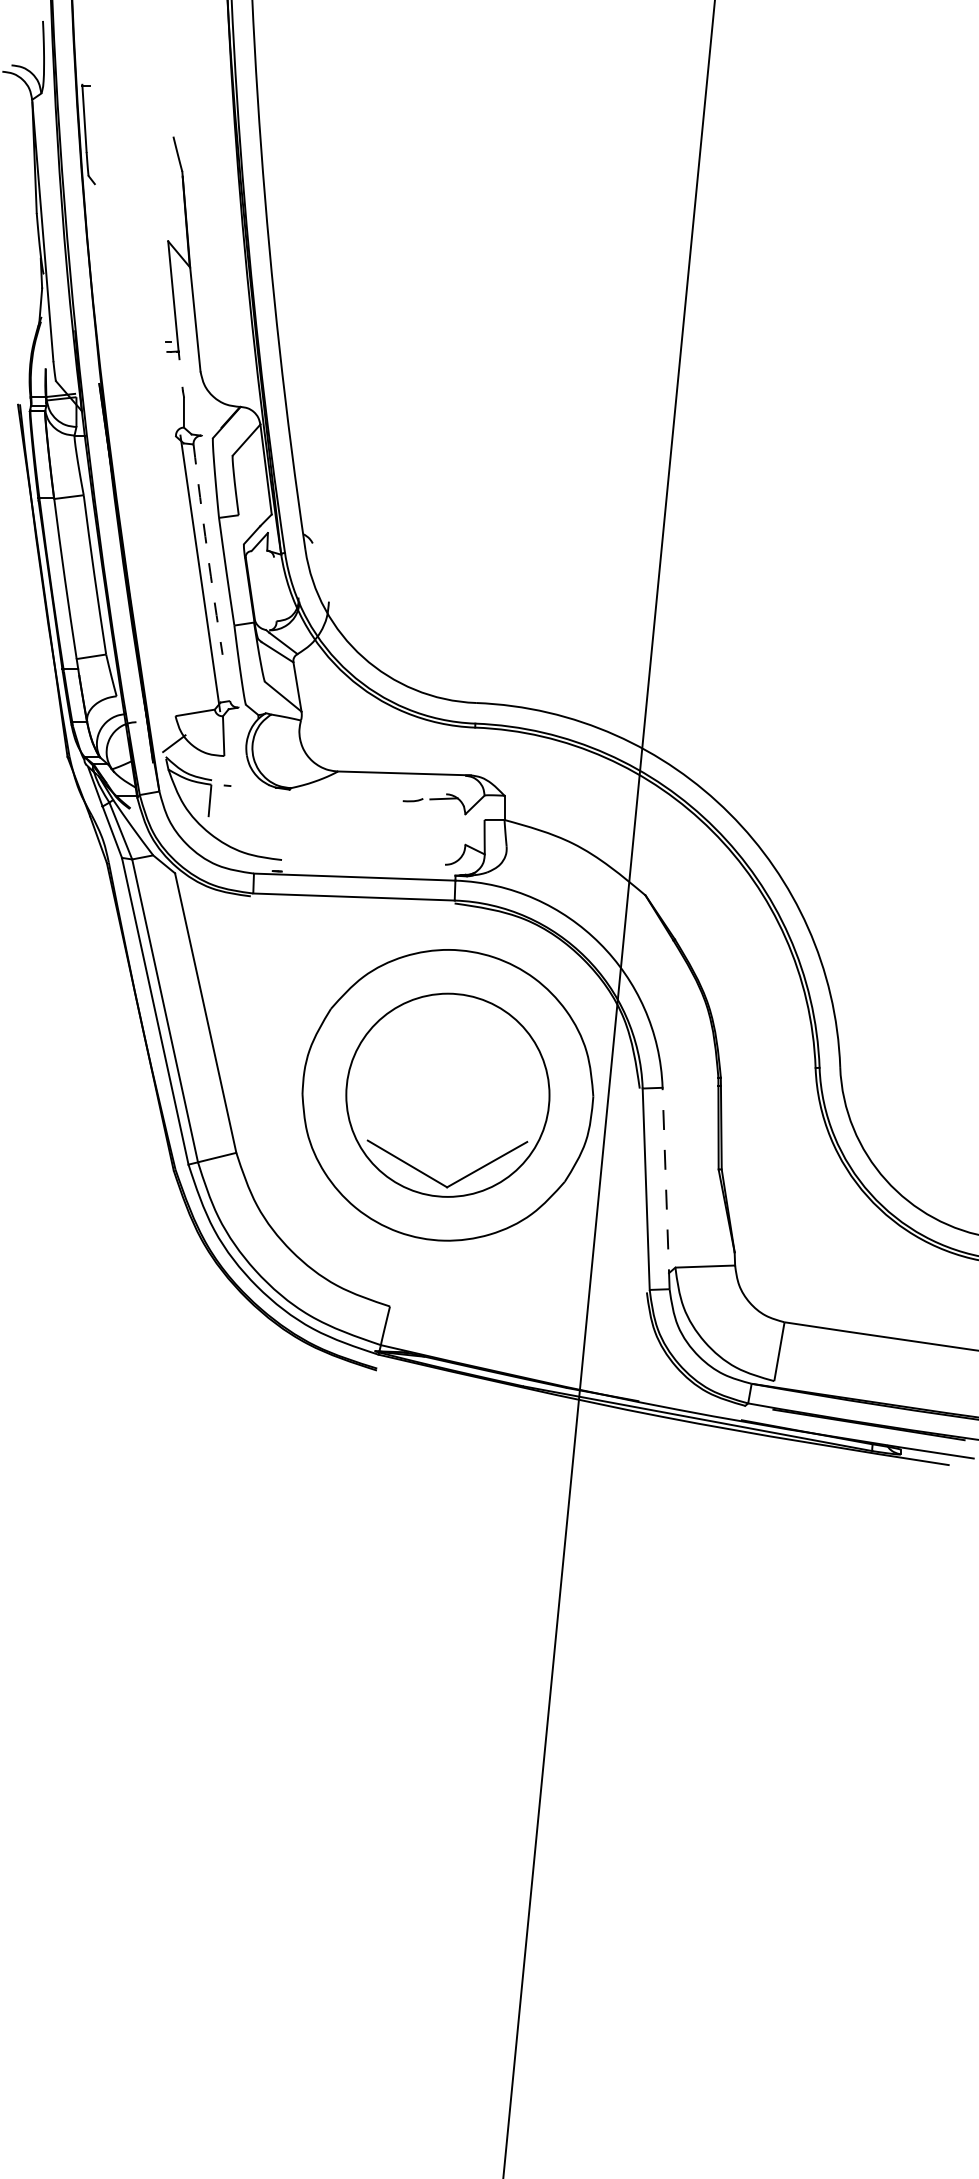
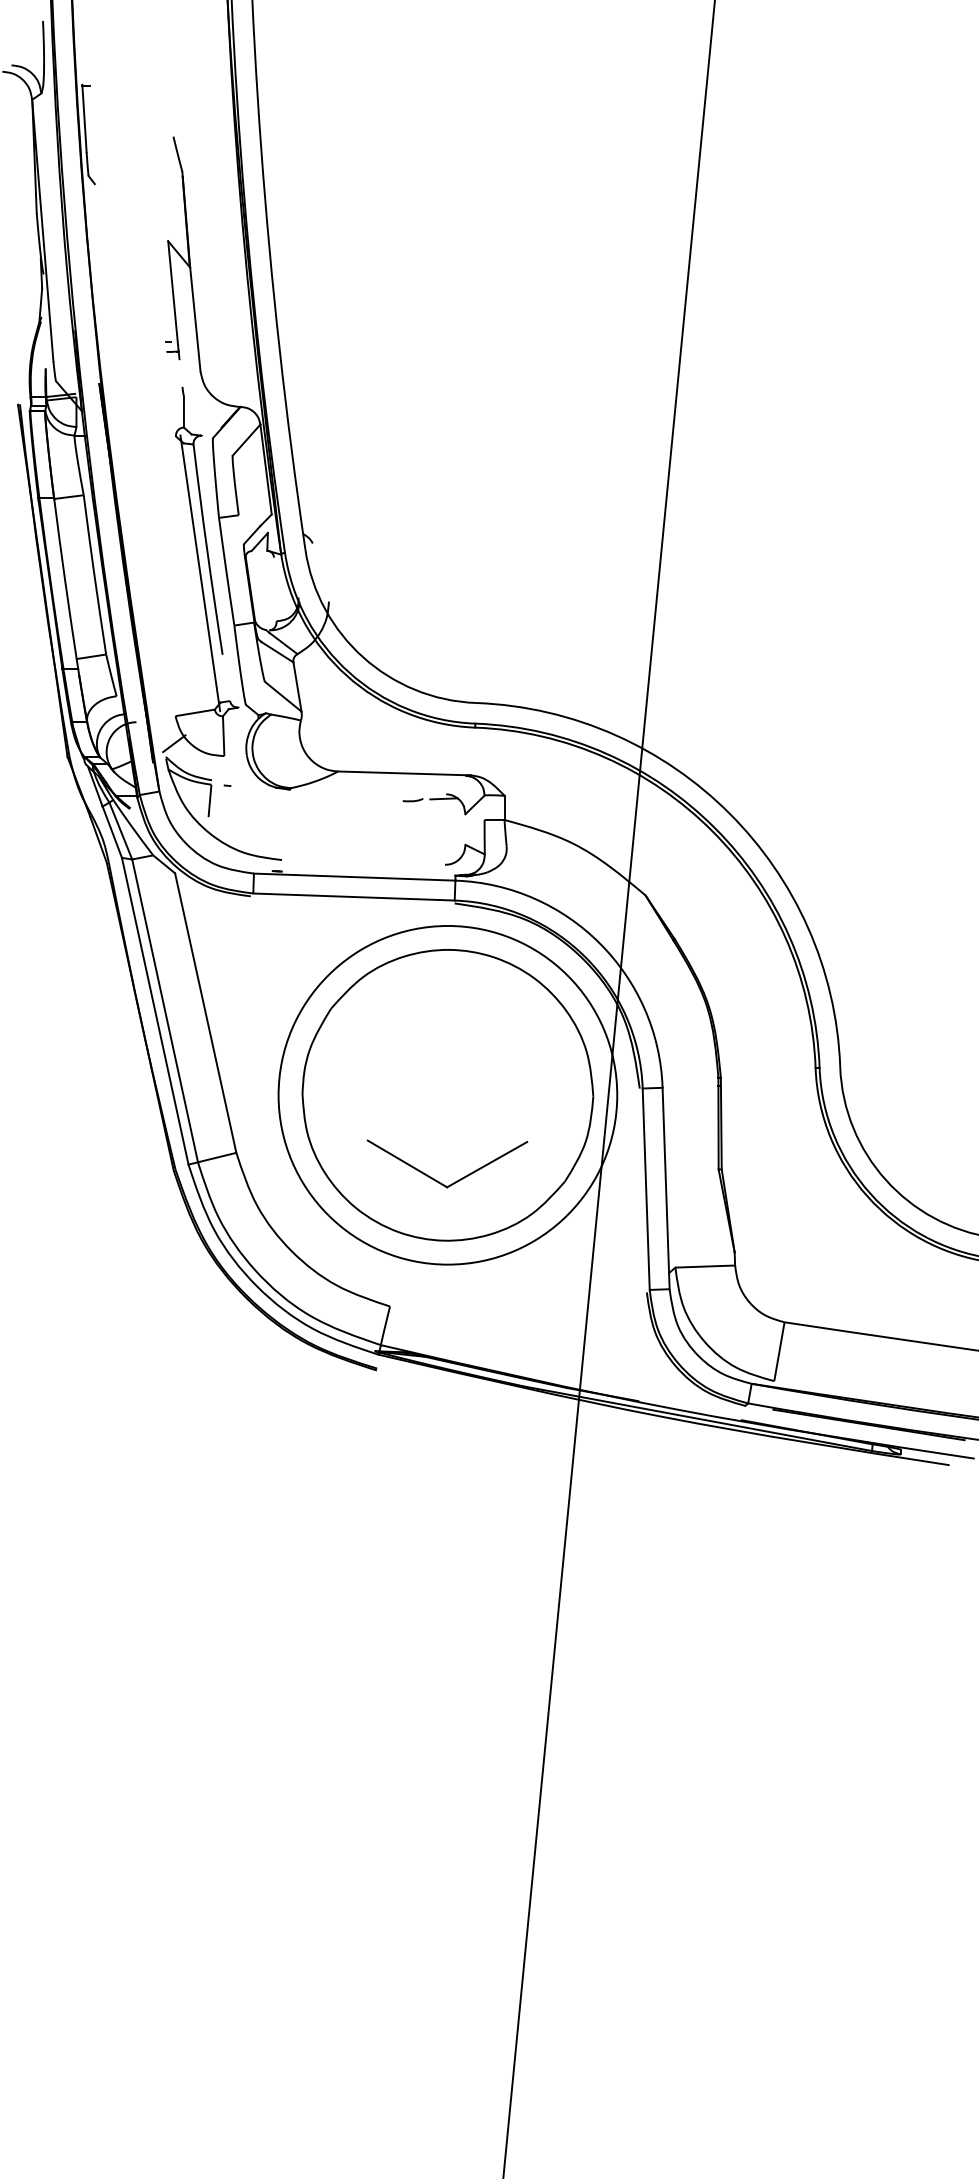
arc: dashed -> solid (207, 549)
circle diameter: 203 px -> 339 px (447, 1094)
line: dashed -> solid (666, 1188)
